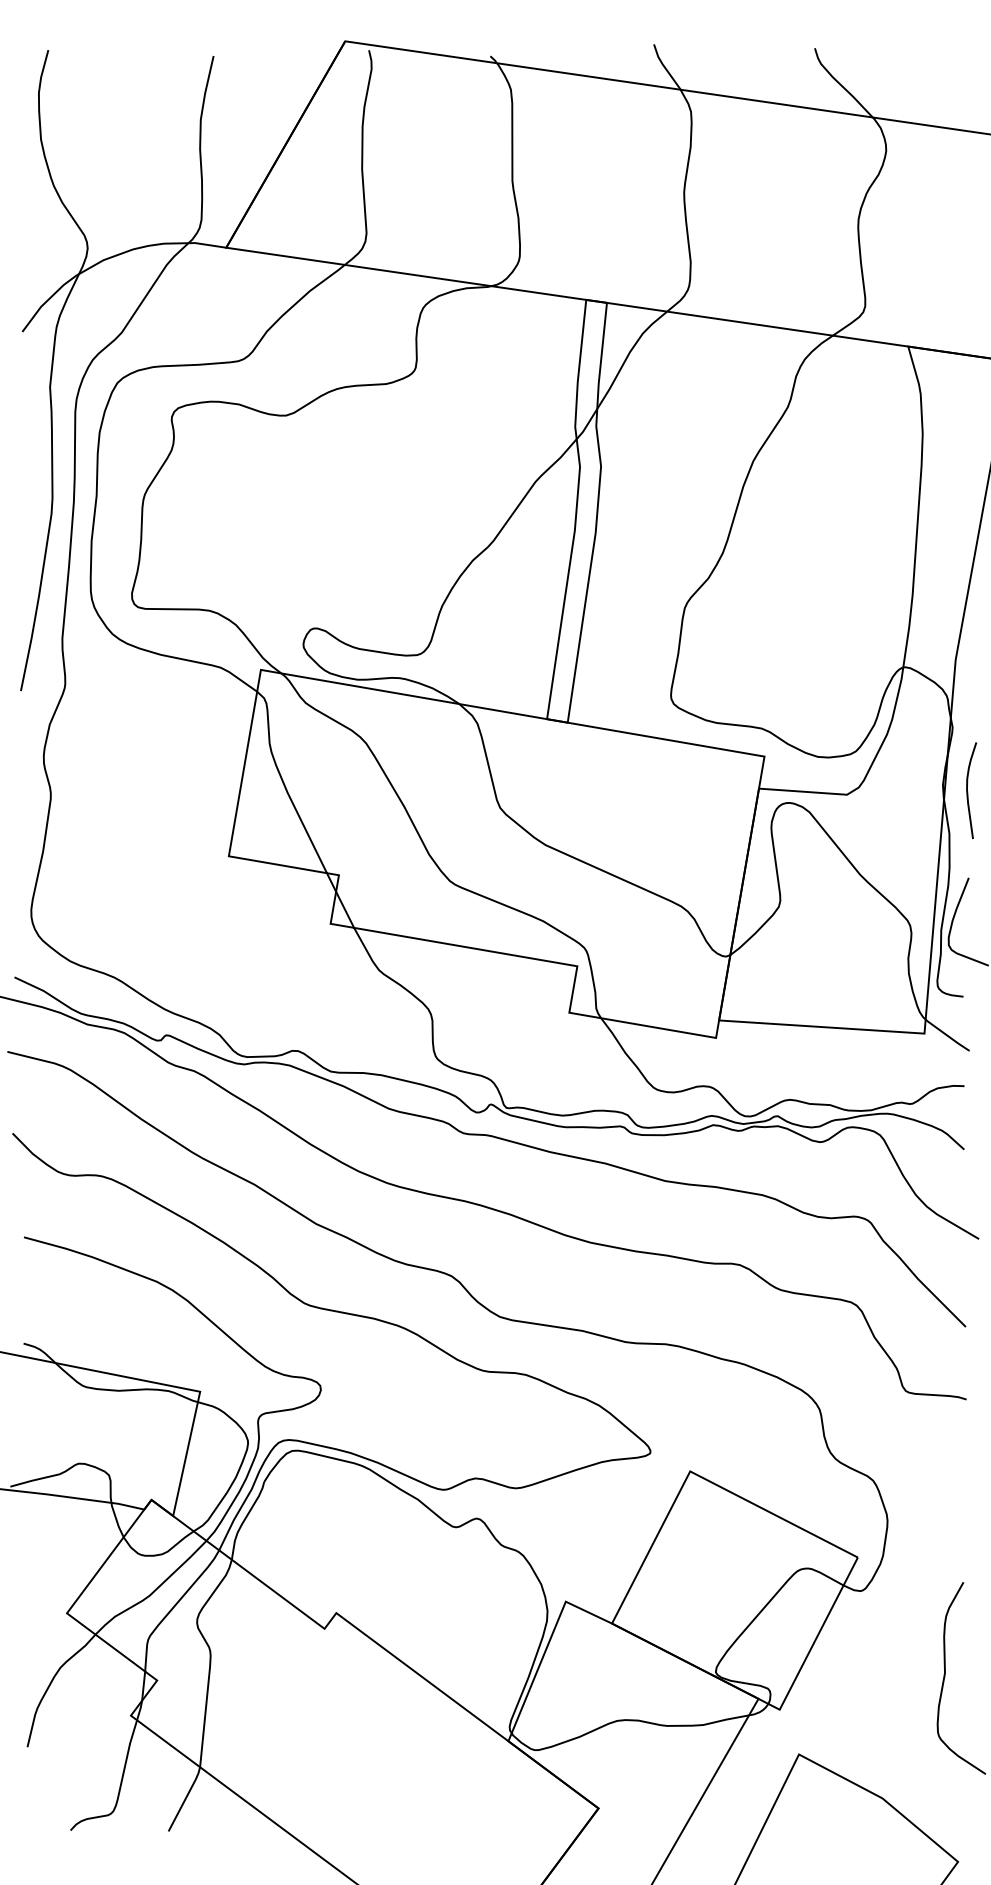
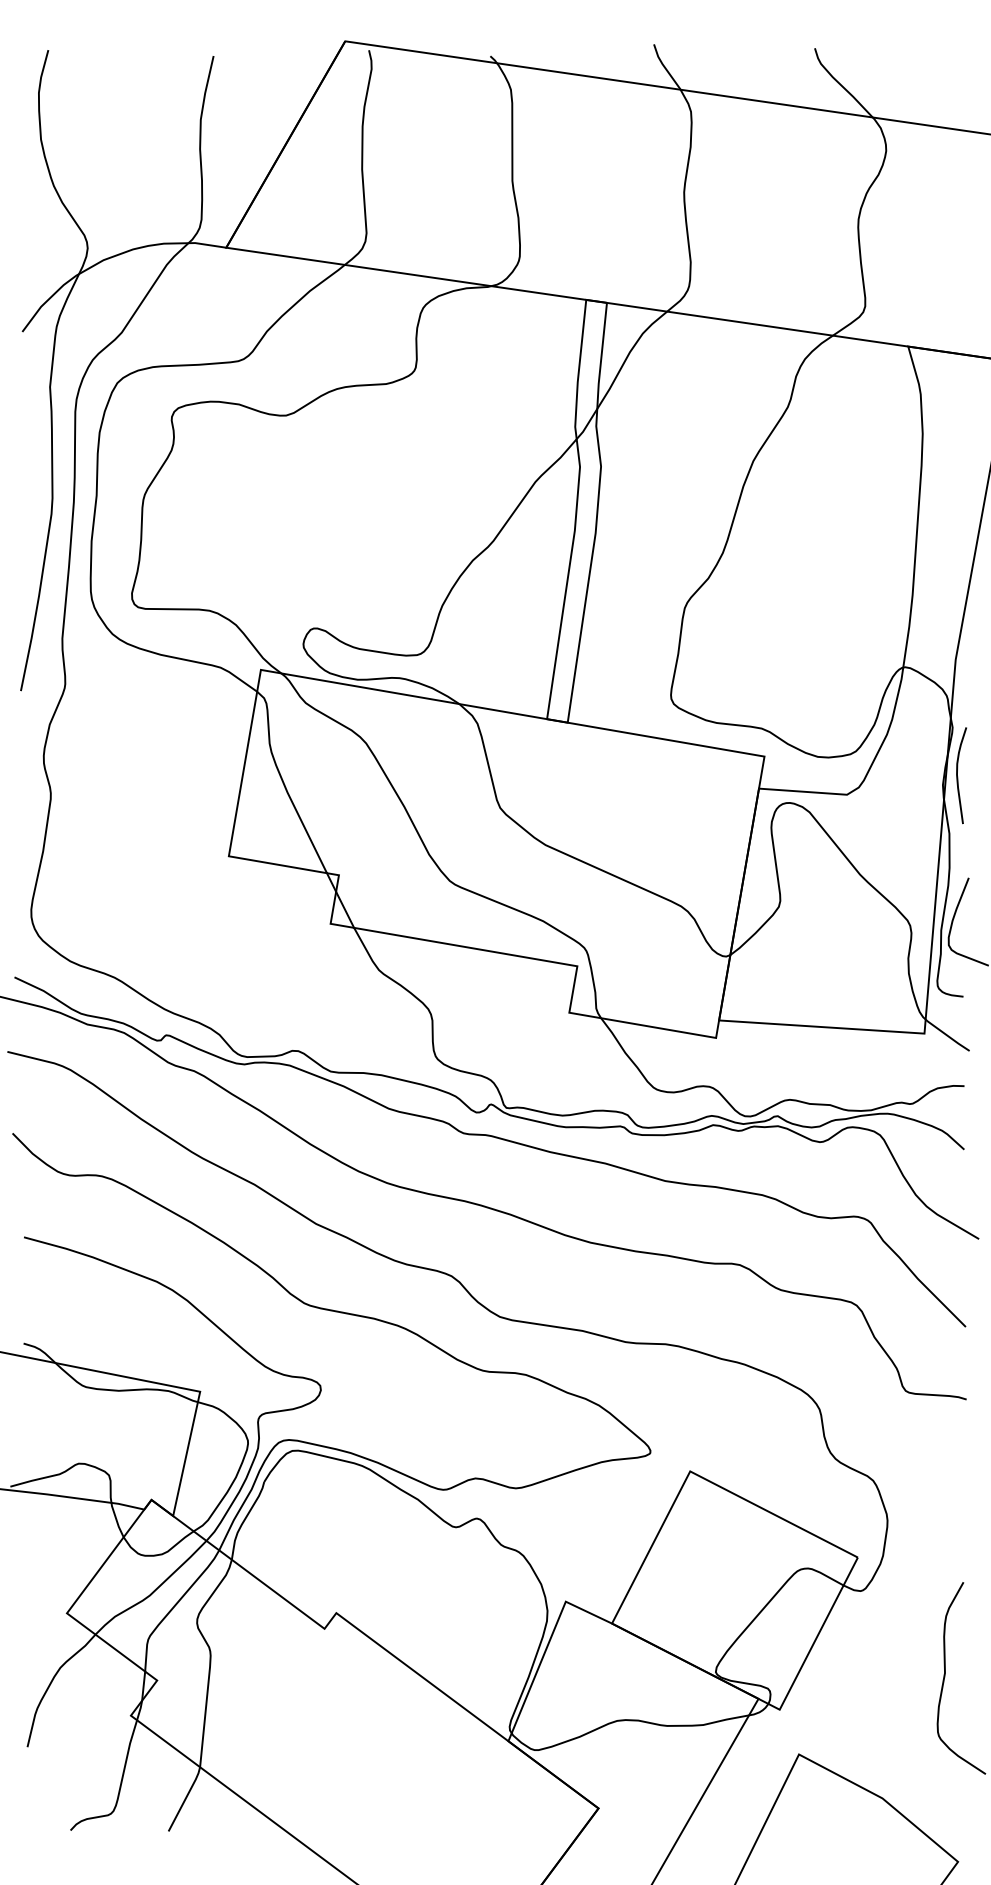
curve position: (968, 791) -> (958, 776) (958, 776)
